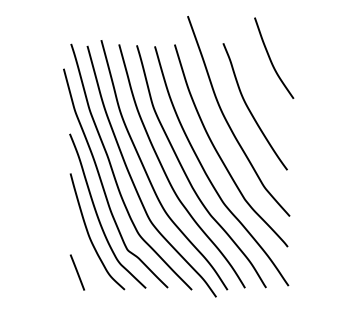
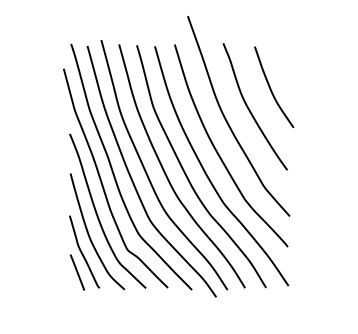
curve position: (271, 59) -> (271, 88) (271, 88)
curve: none -> present (82, 252)
